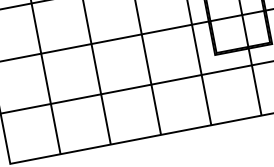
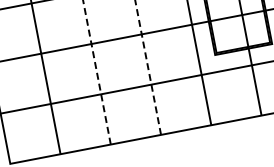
line: solid -> dashed (148, 67)
line: solid -> dashed (96, 71)
